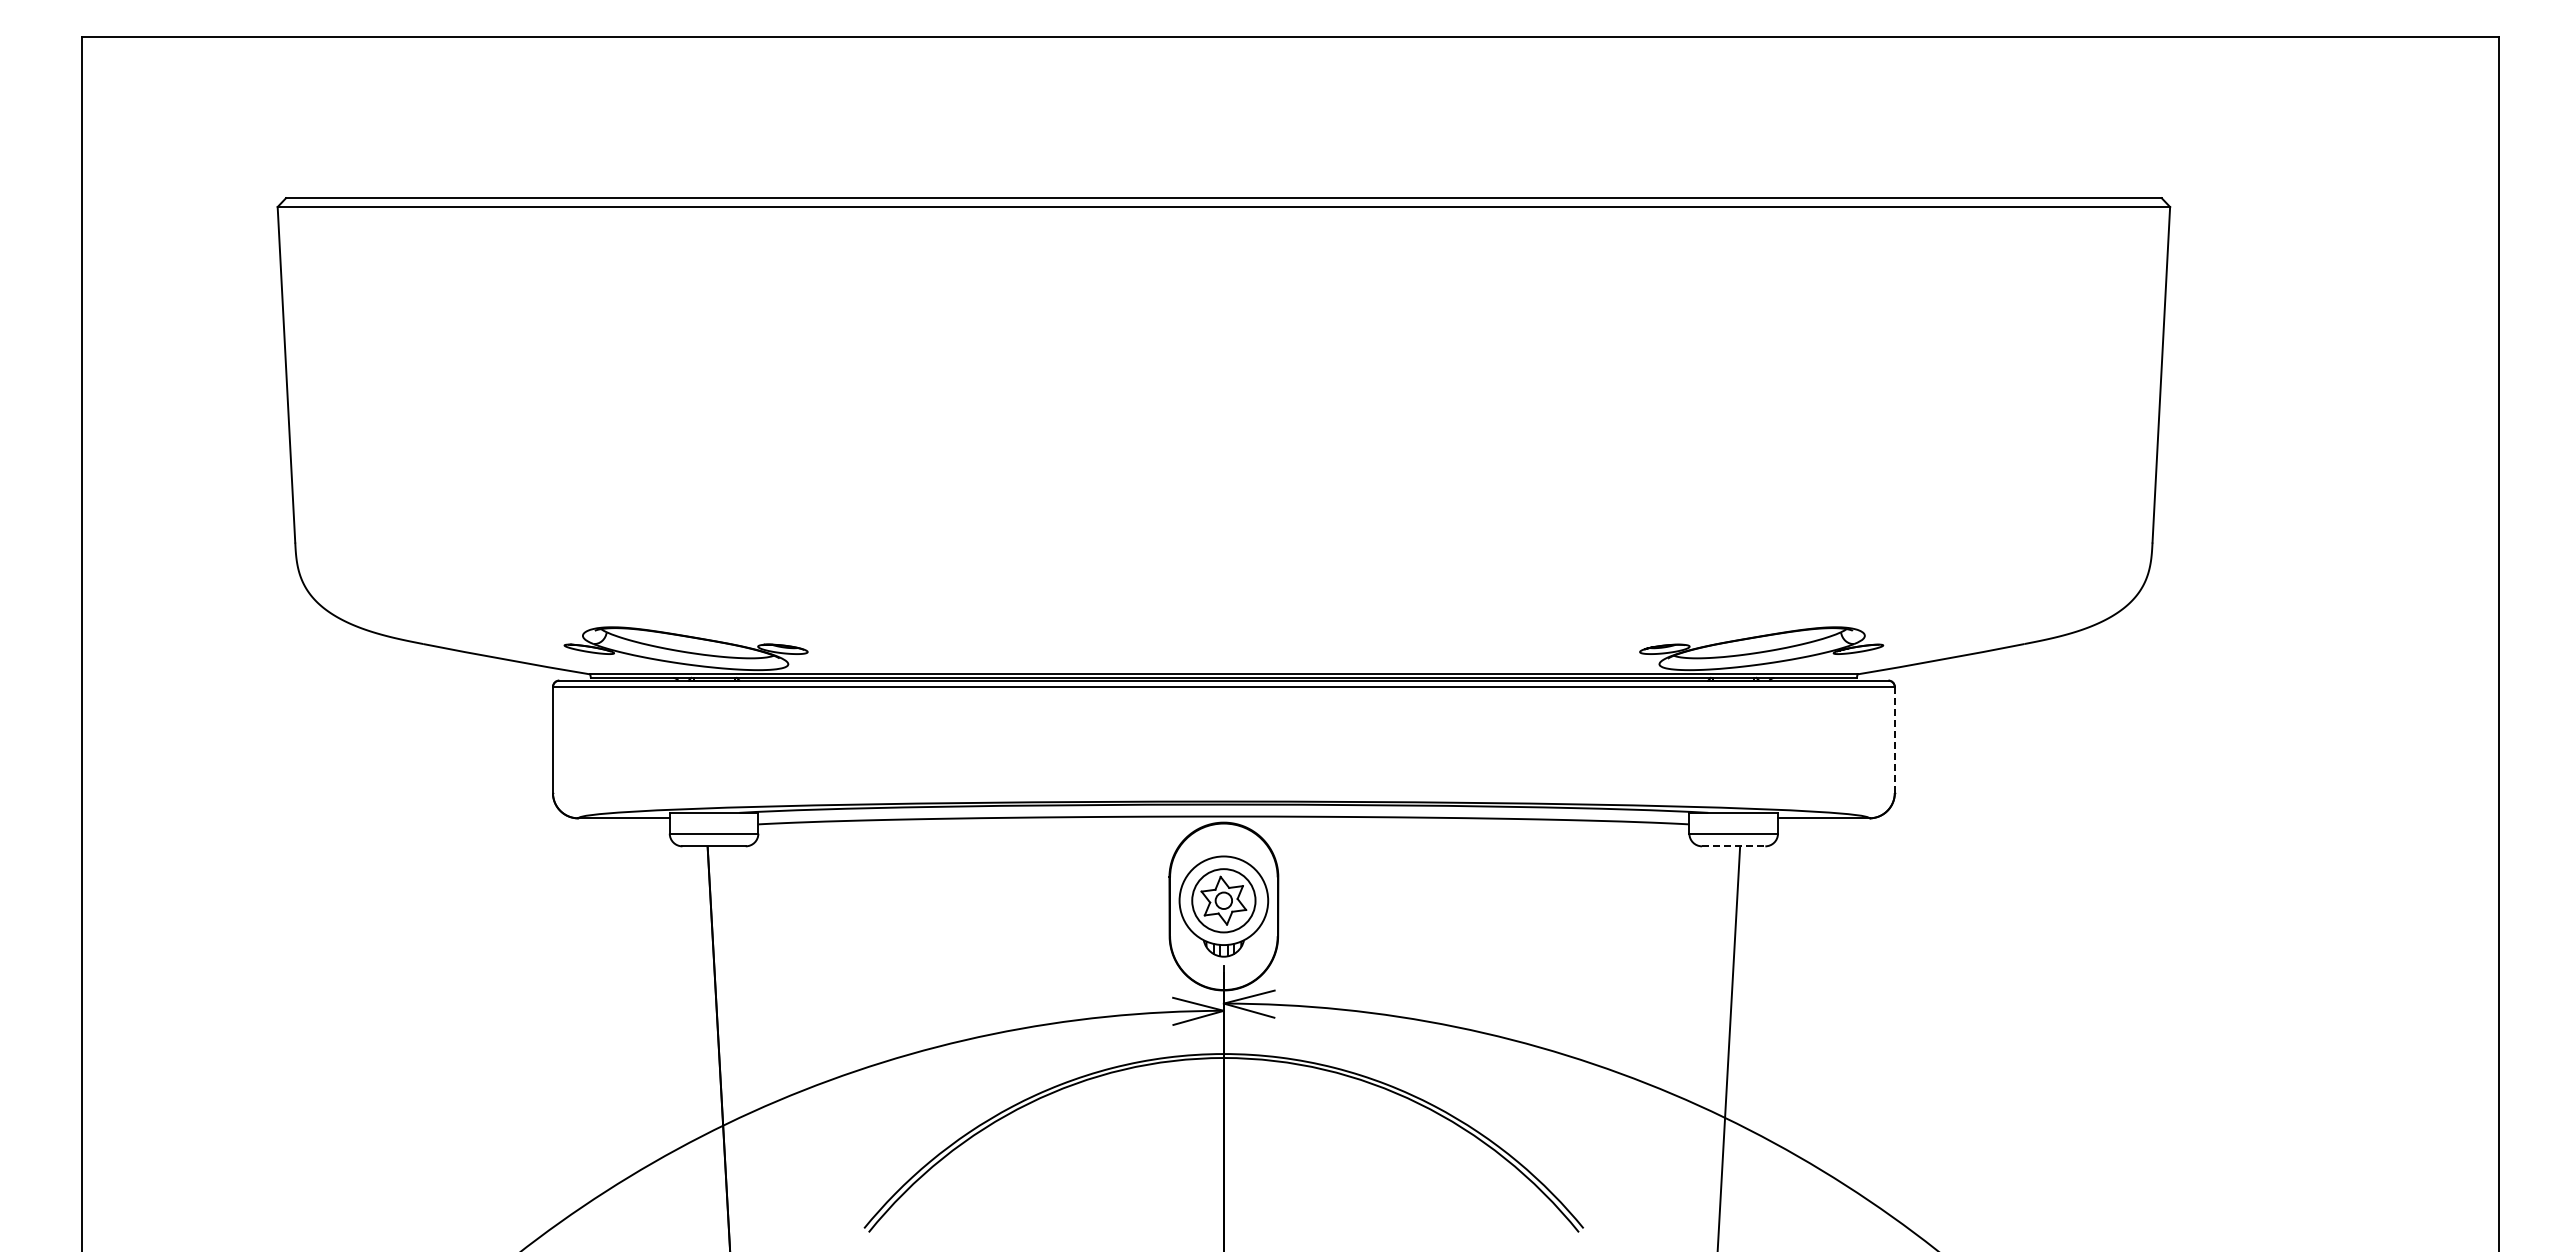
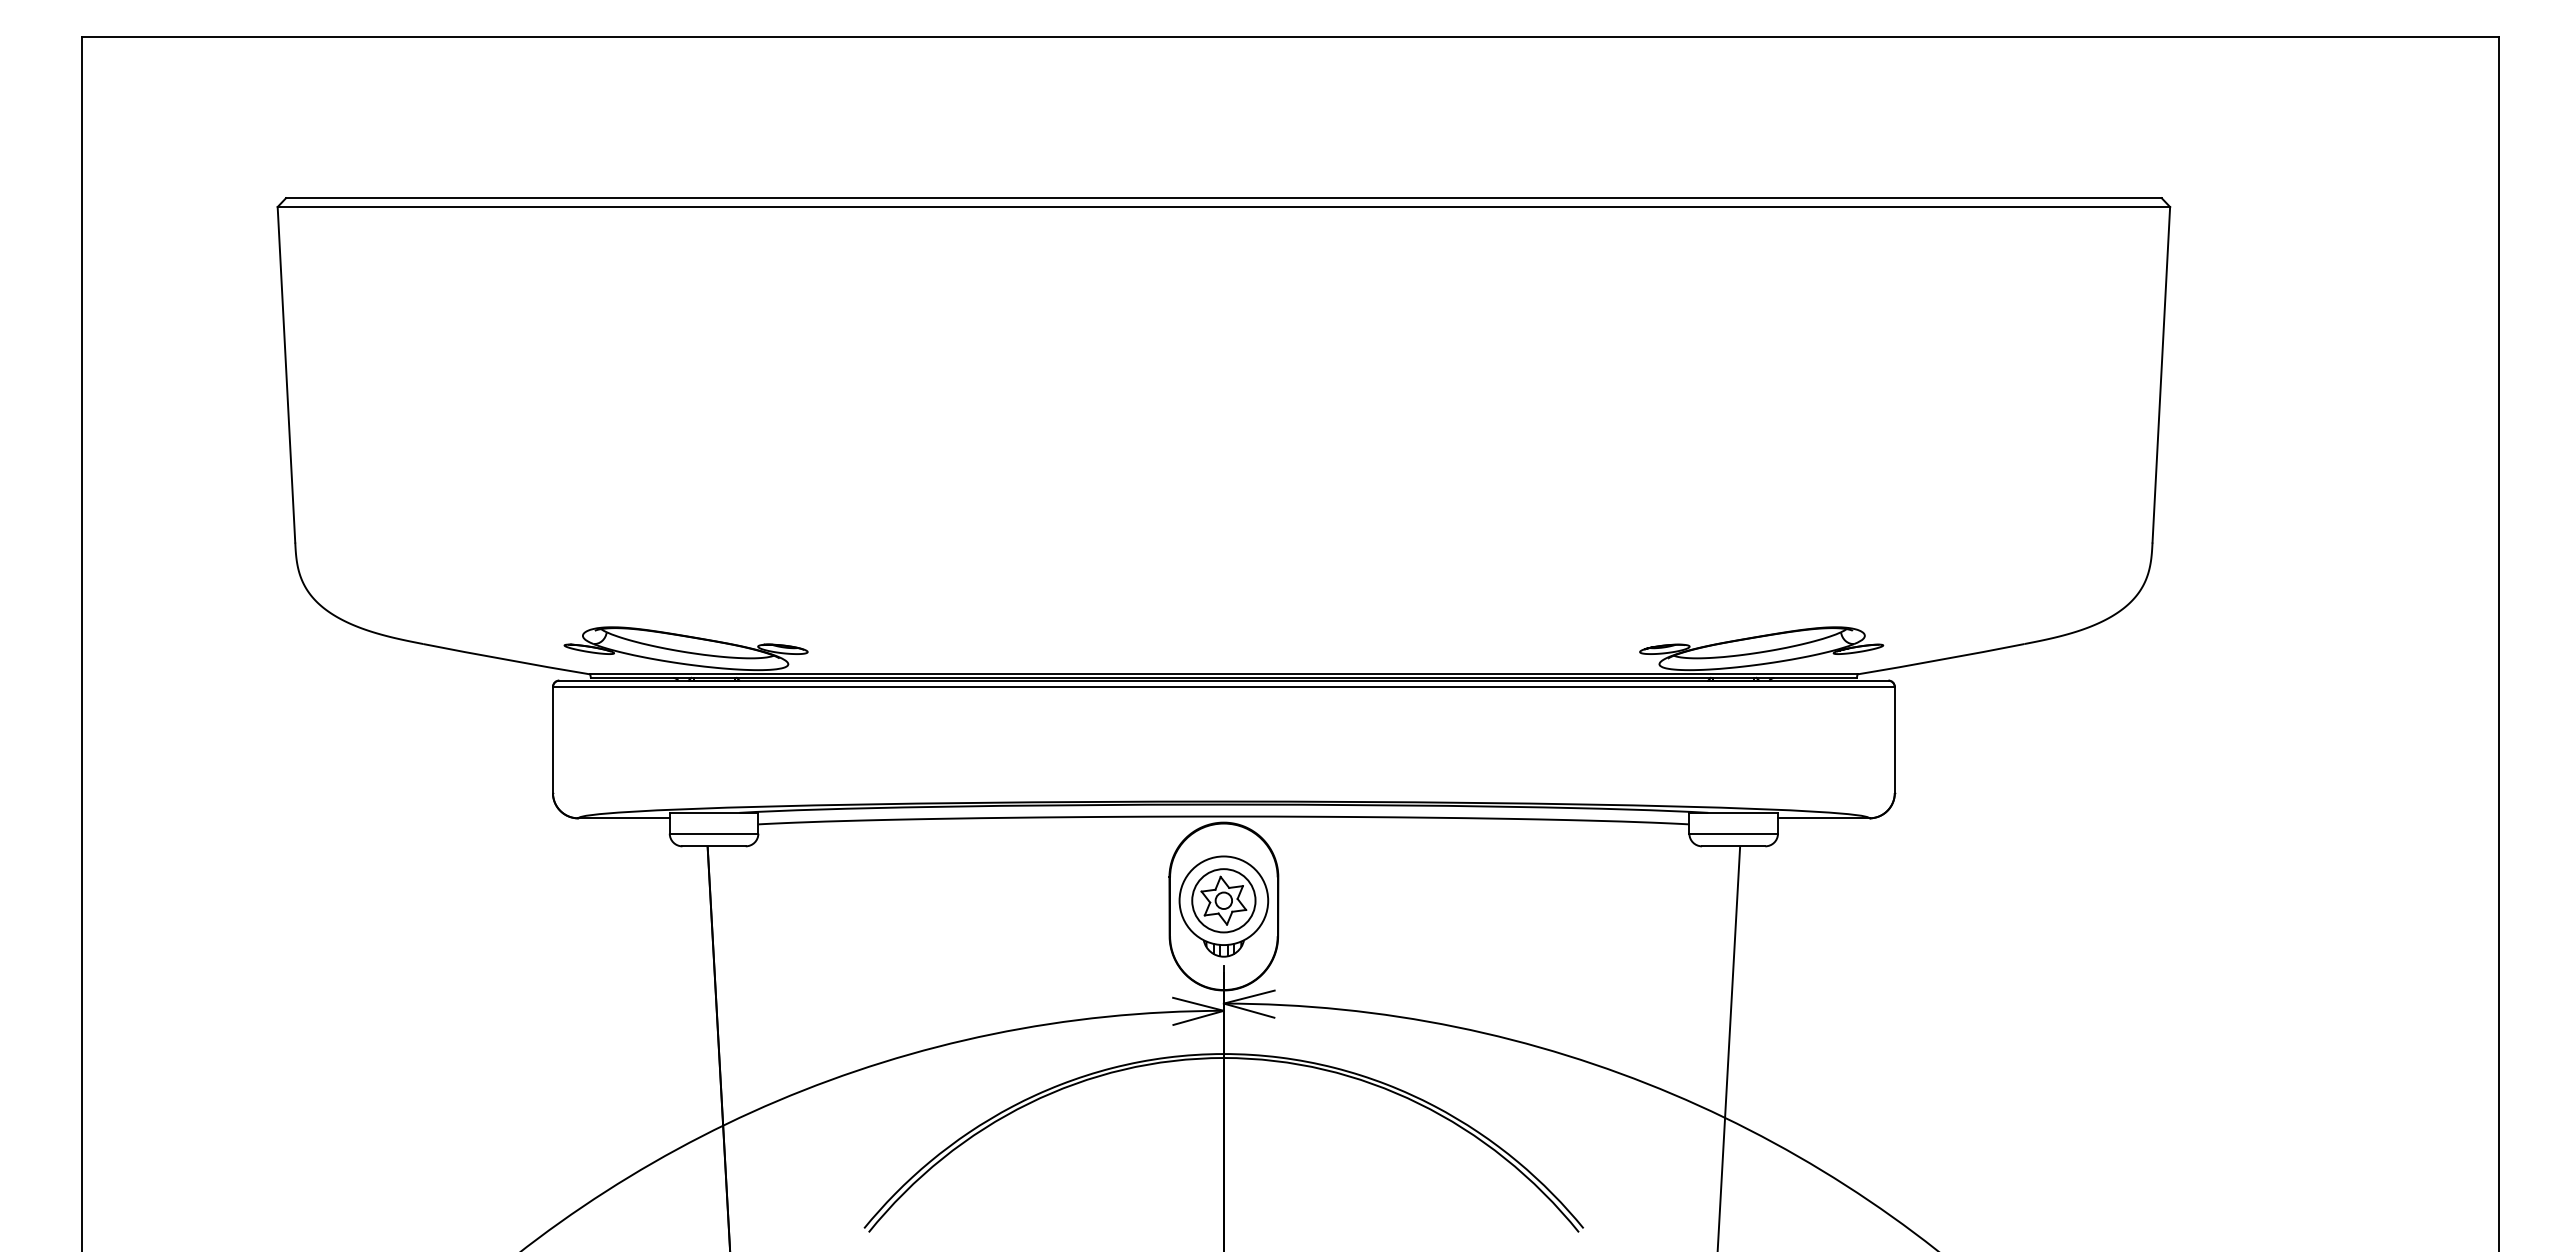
line: dashed -> solid (1894, 739)
line: dashed -> solid (1733, 846)
